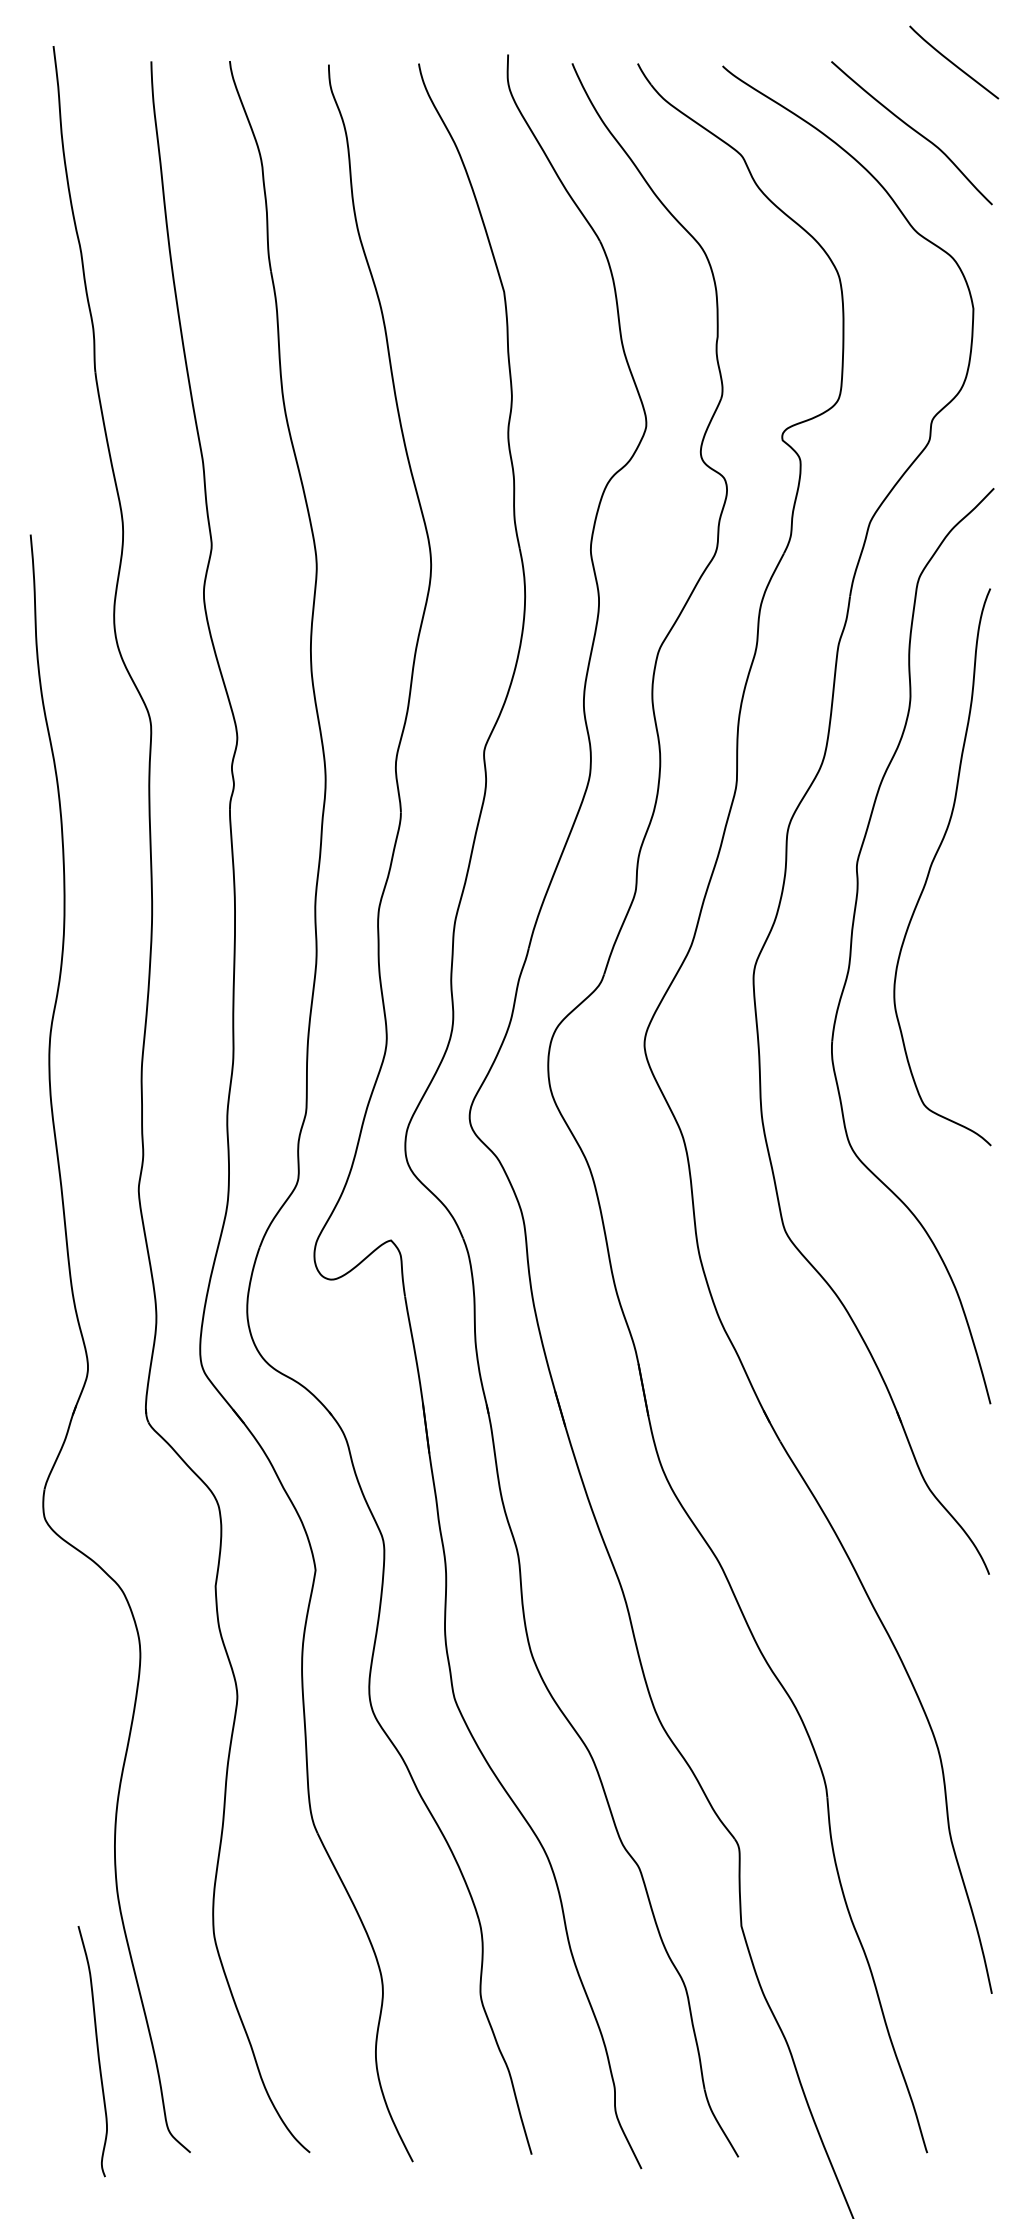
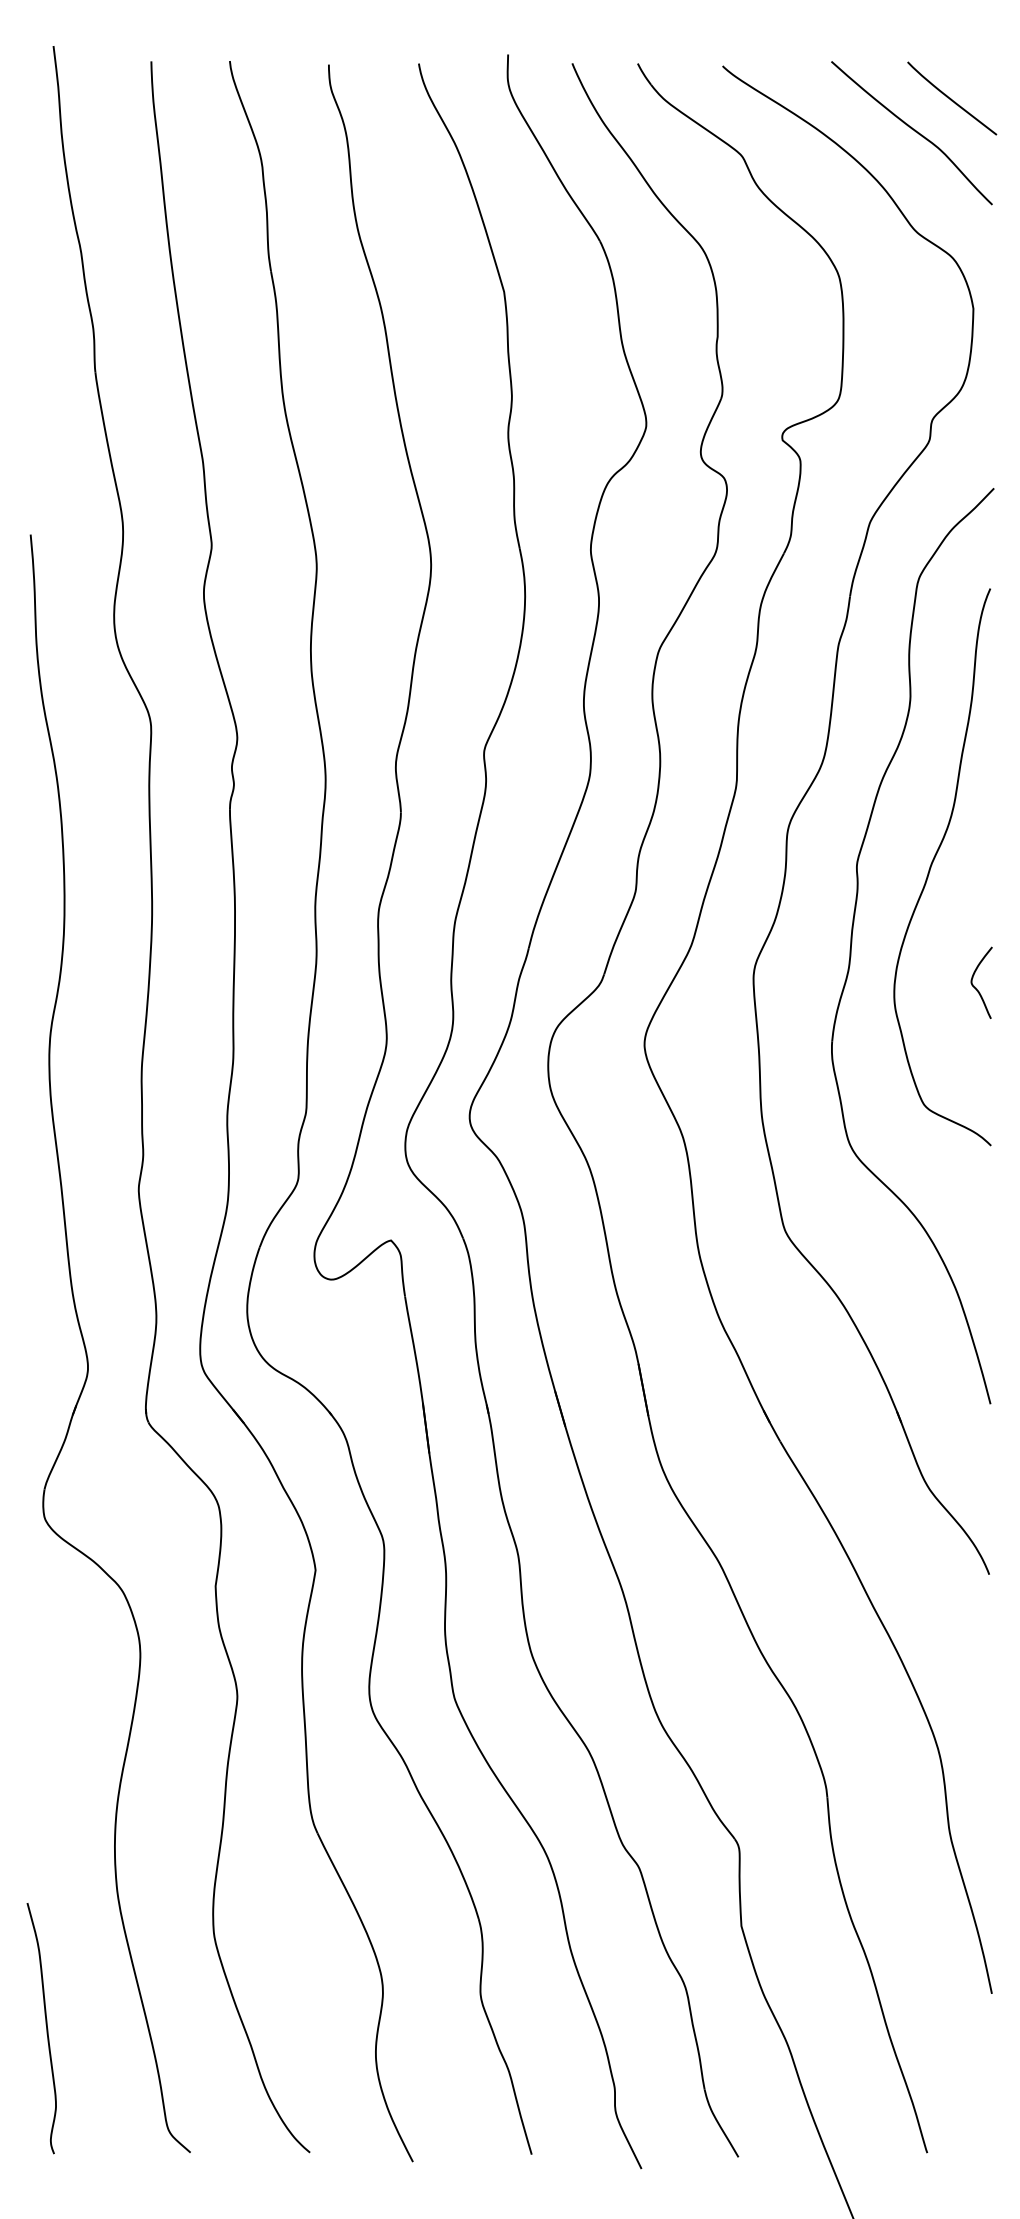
curve position: (953, 62) -> (951, 98) (951, 98)
curve: none -> present (976, 987)
curve position: (97, 2051) -> (46, 2028) (46, 2028)
